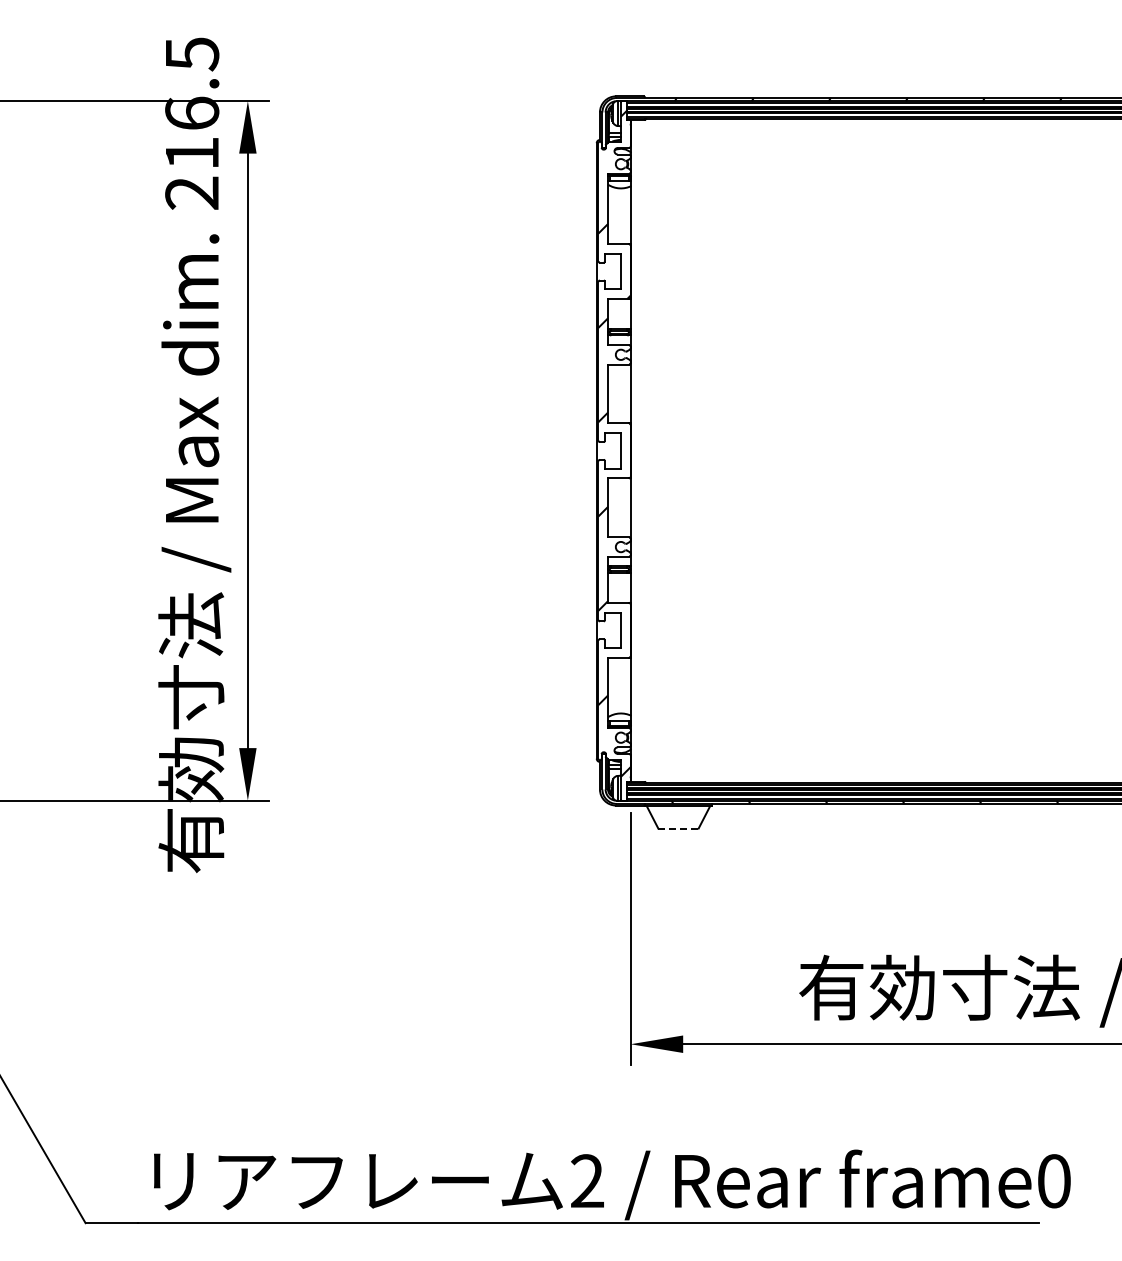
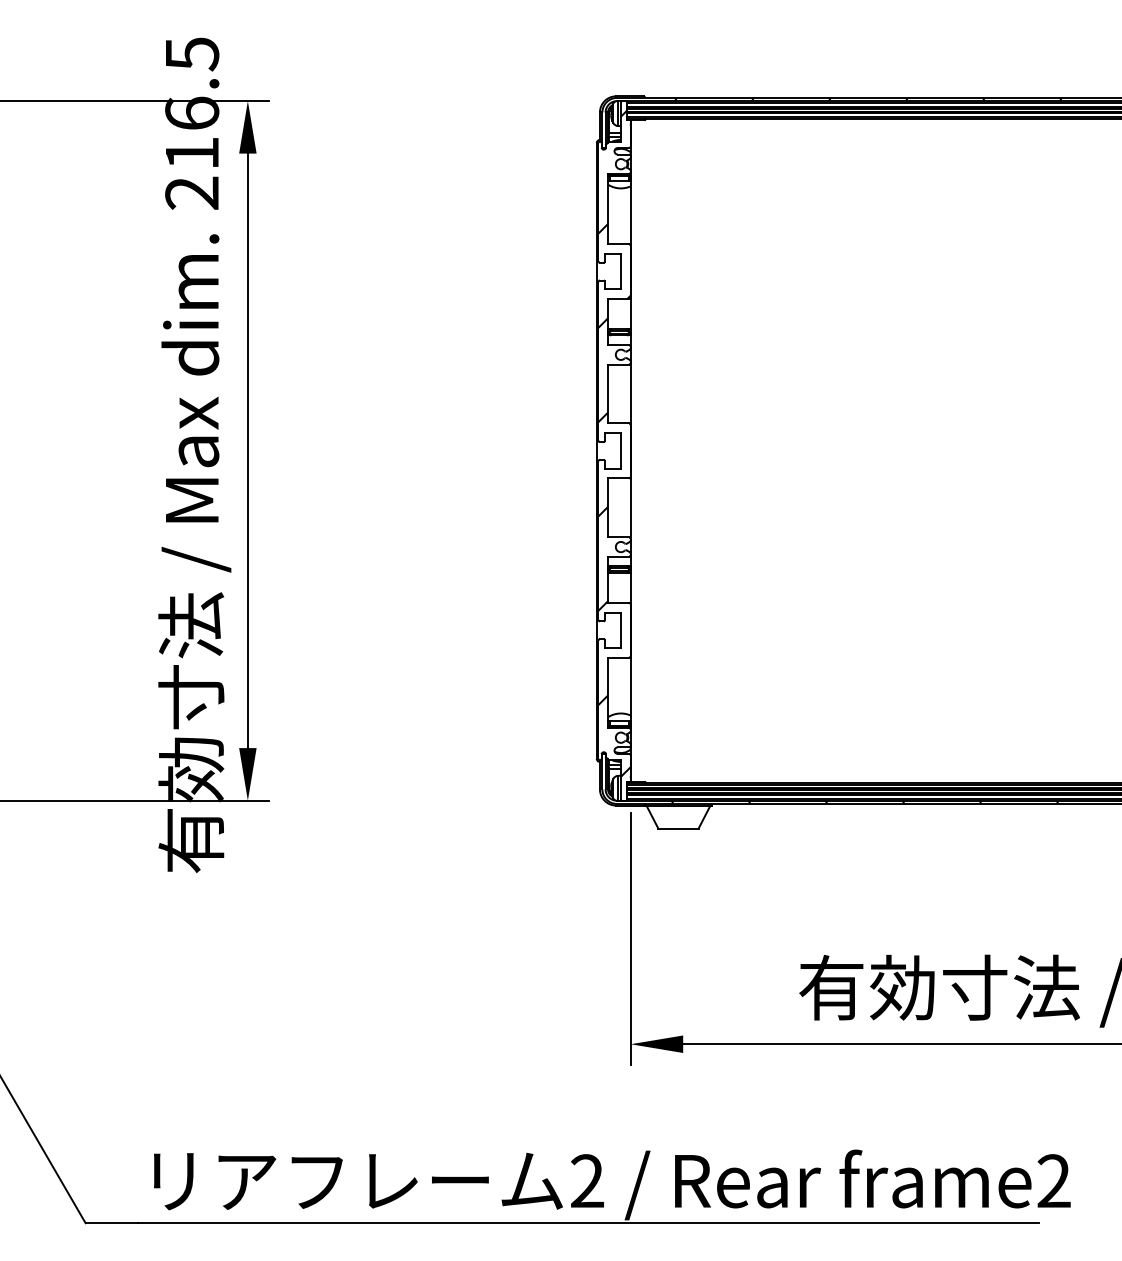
line: dashed -> solid (678, 828)
text: frame0 -> frame2 (1053, 1181)
